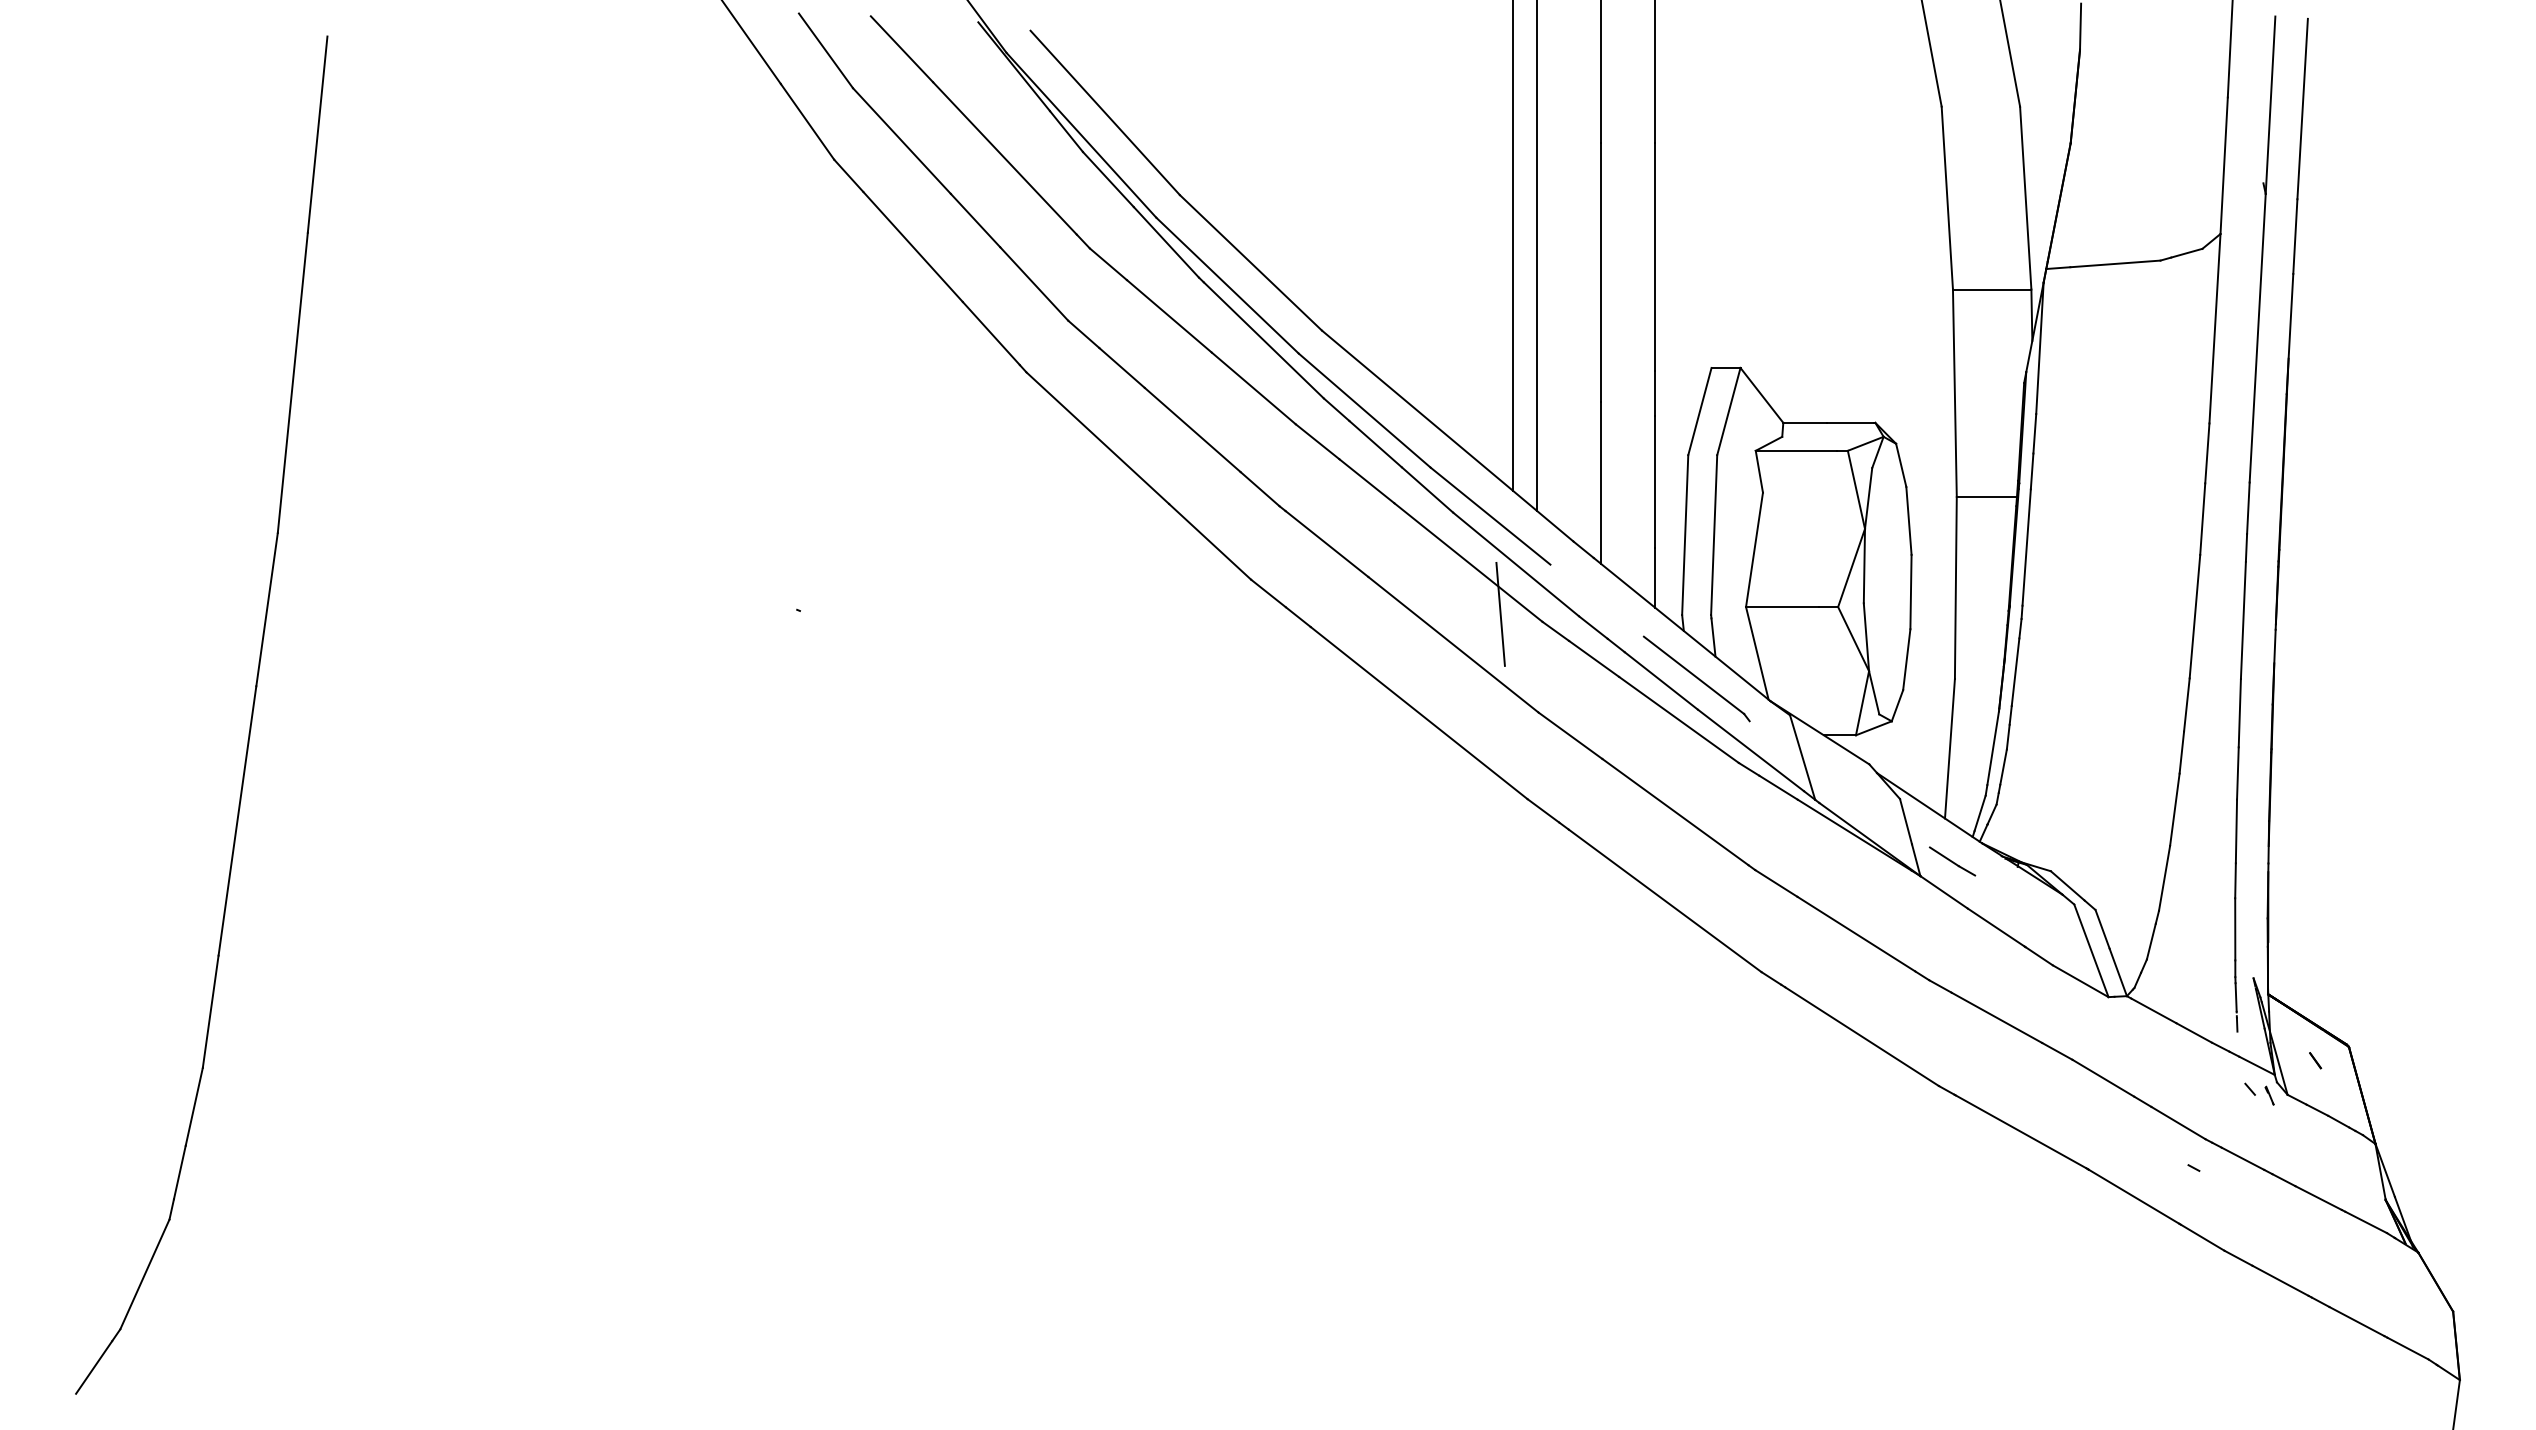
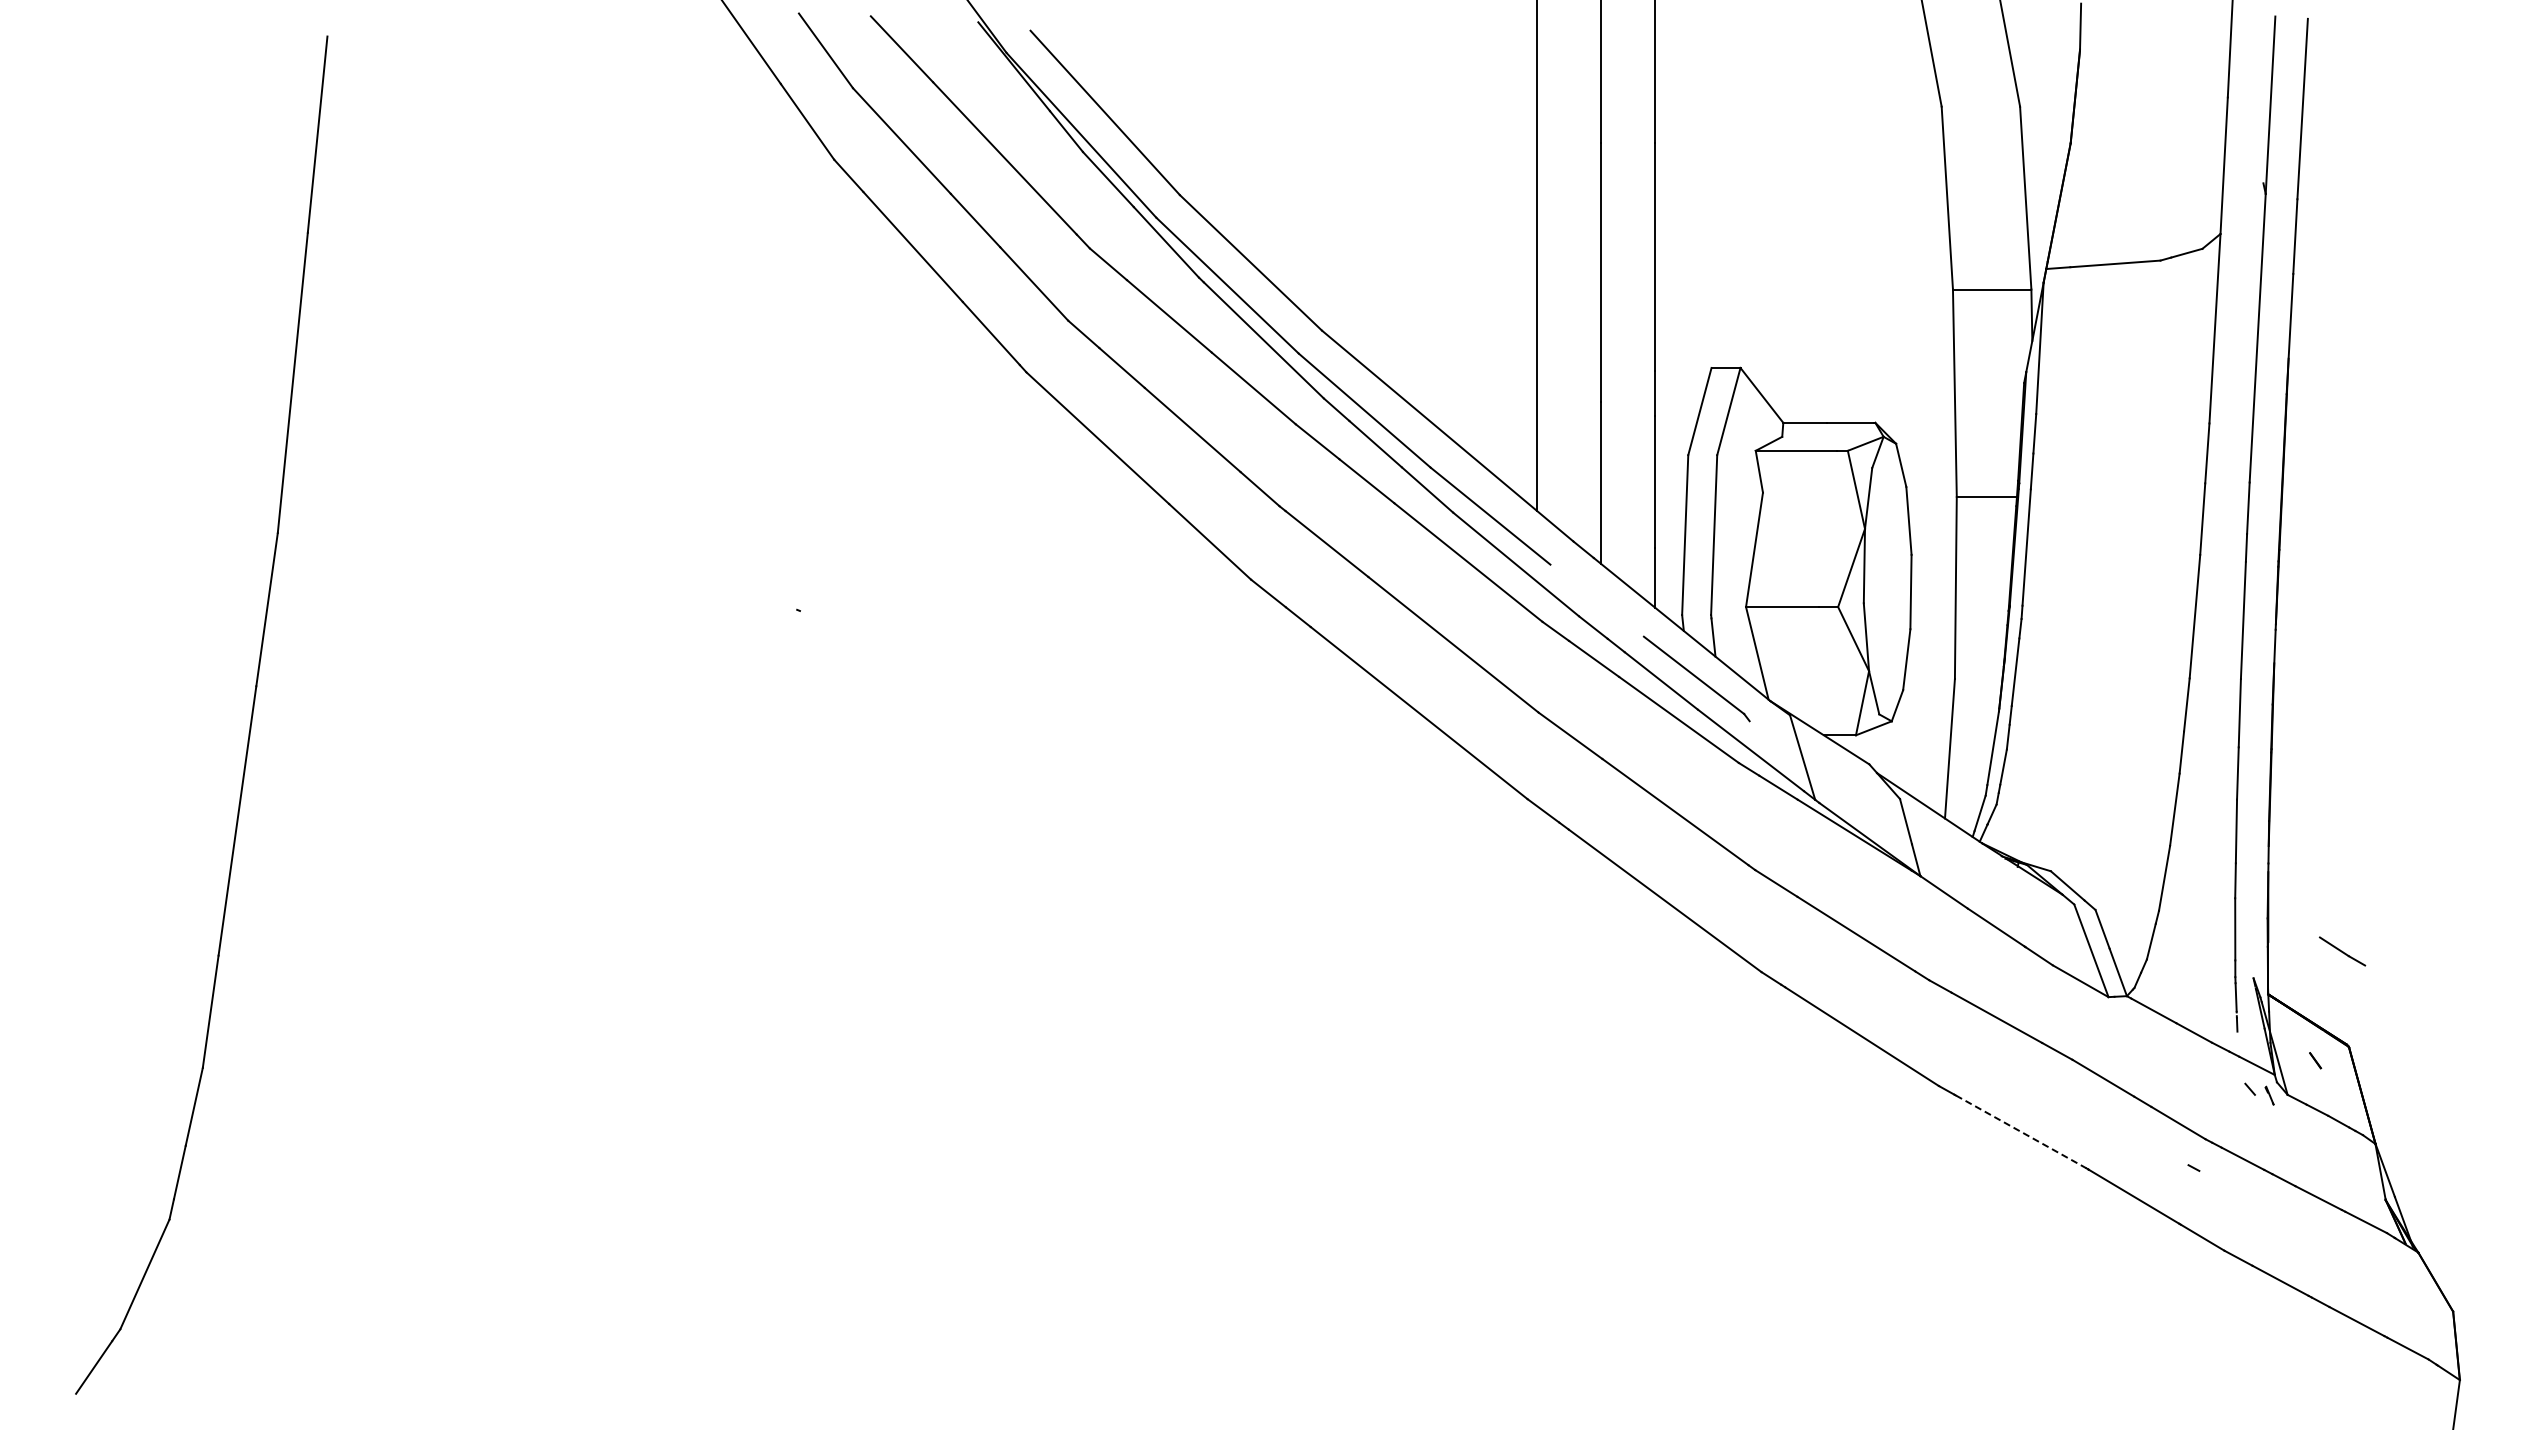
line: present -> none (1513, 246)
line: present -> none (1500, 613)
line position: (1952, 861) -> (2342, 951) (2342, 951)
line: solid -> dashed (2021, 1131)
